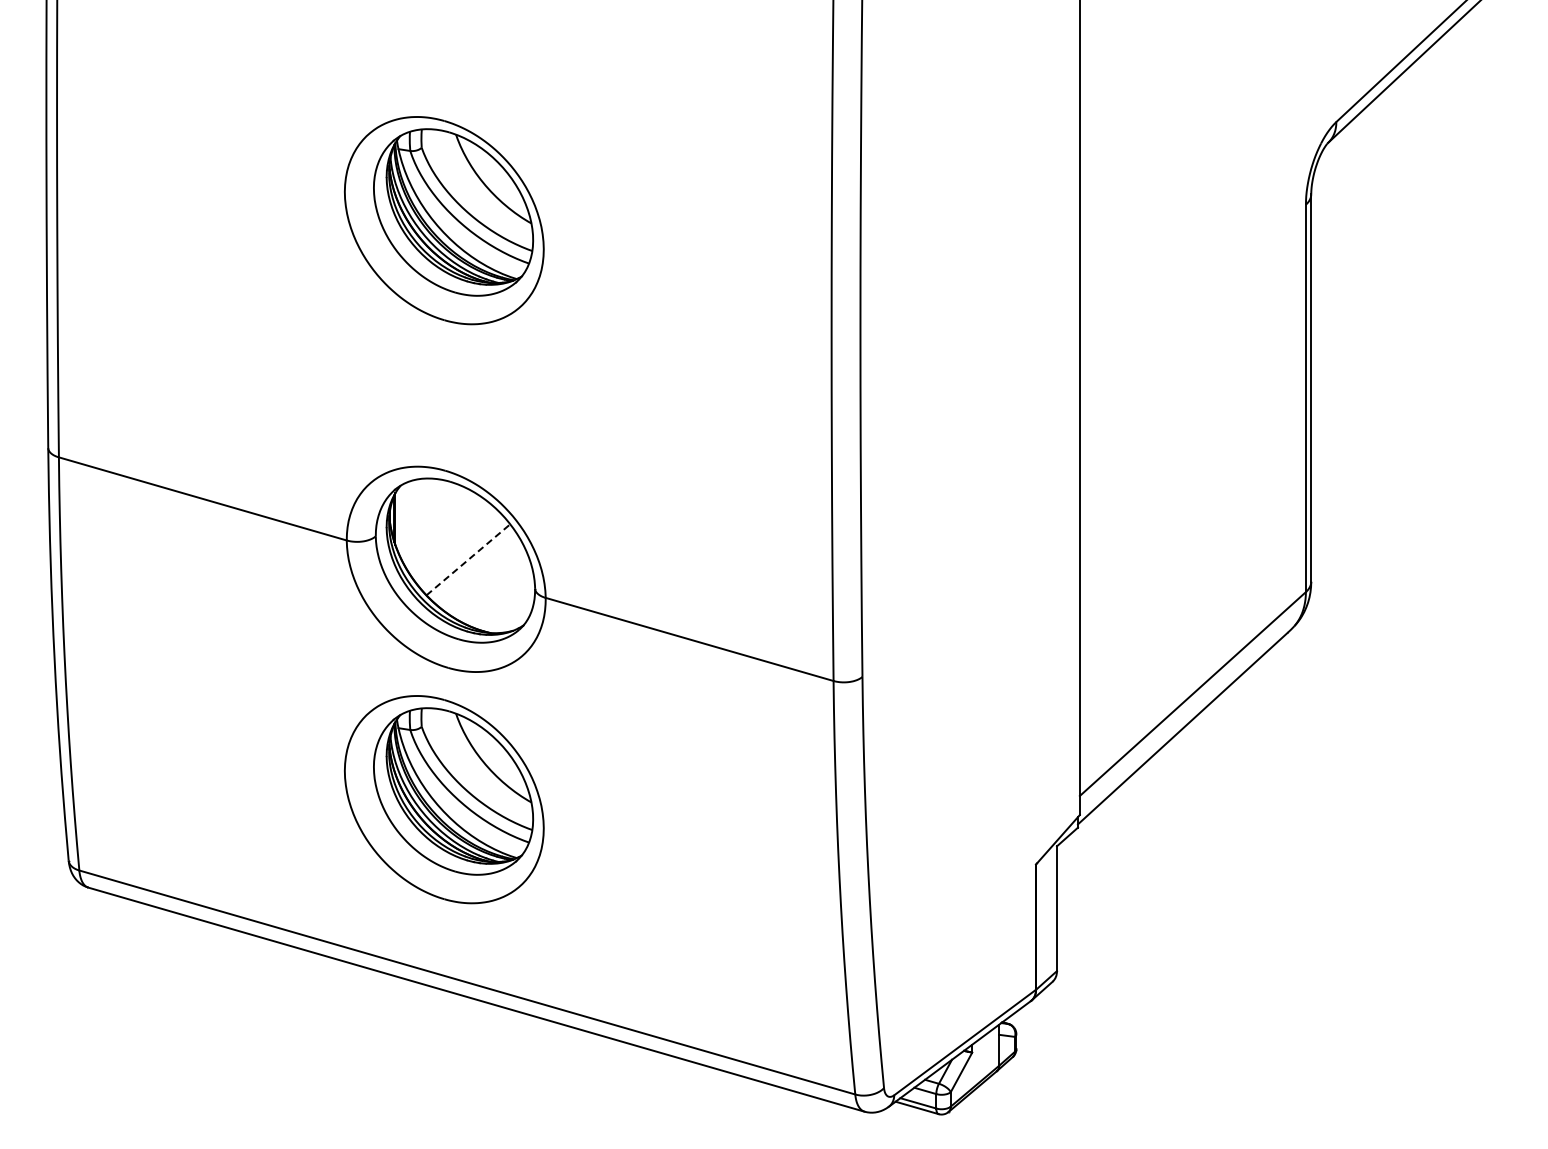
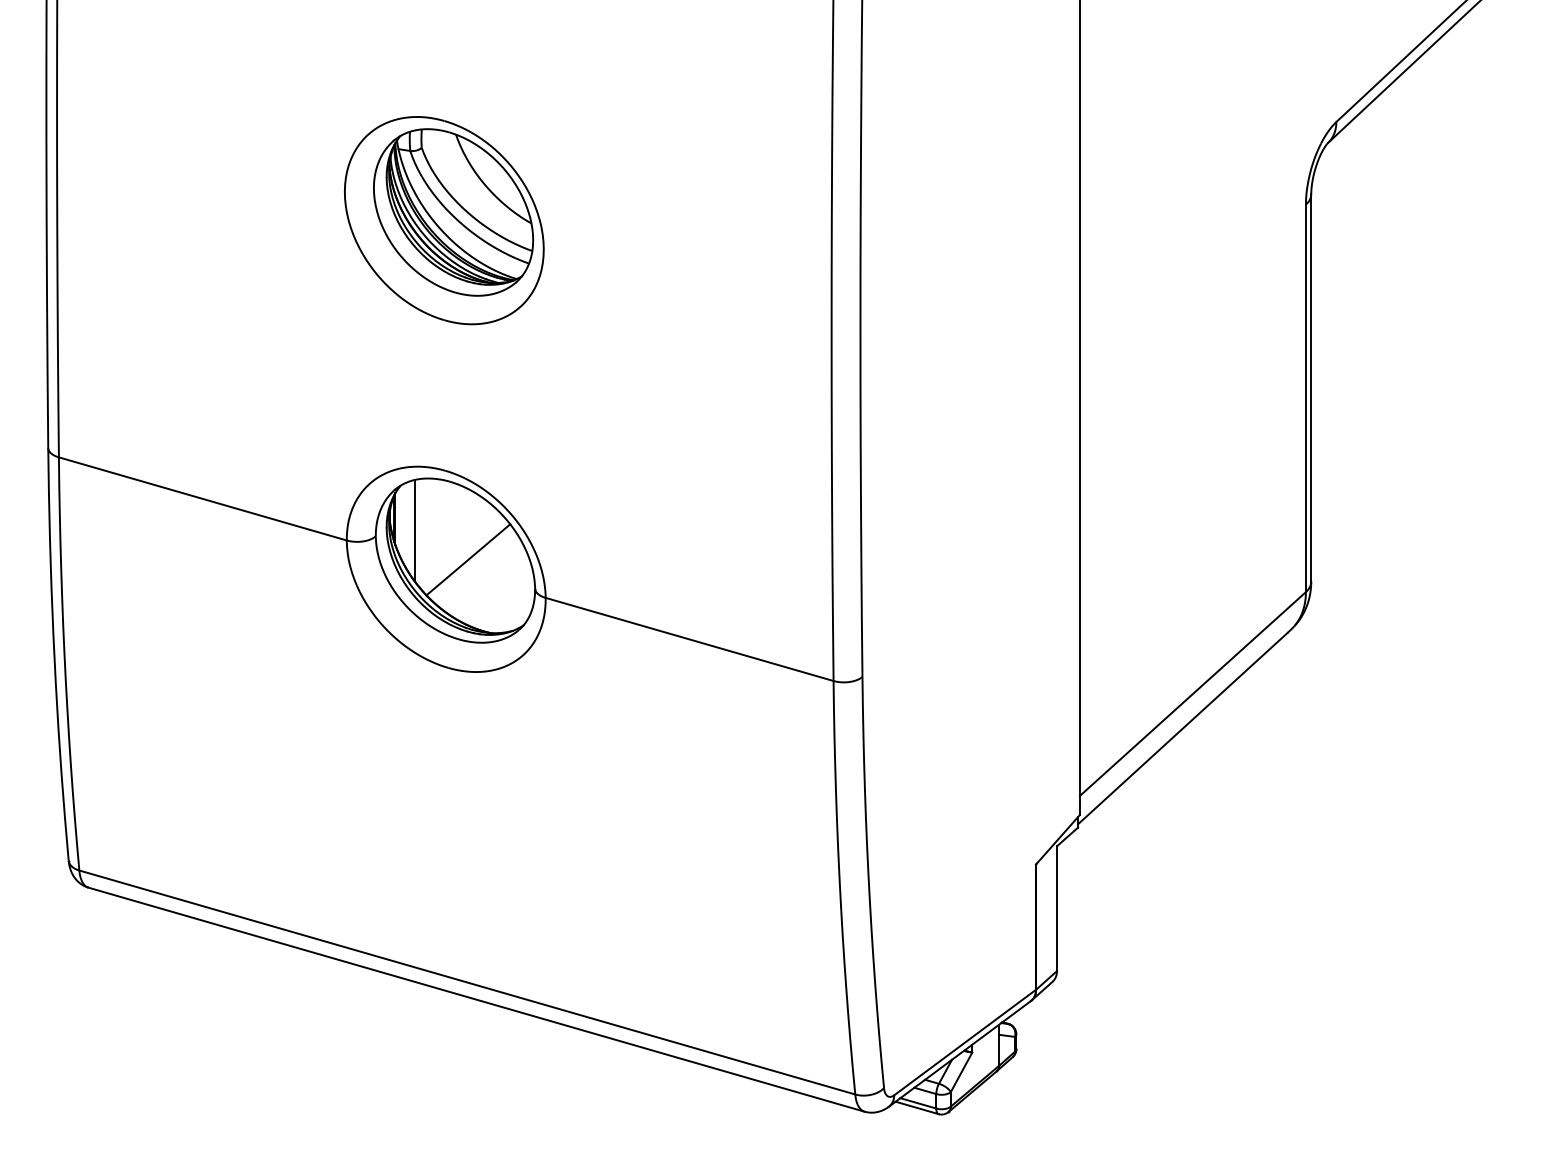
line: none -> present (414, 530)
line: dashed -> solid (468, 559)
part: present -> none (444, 799)
